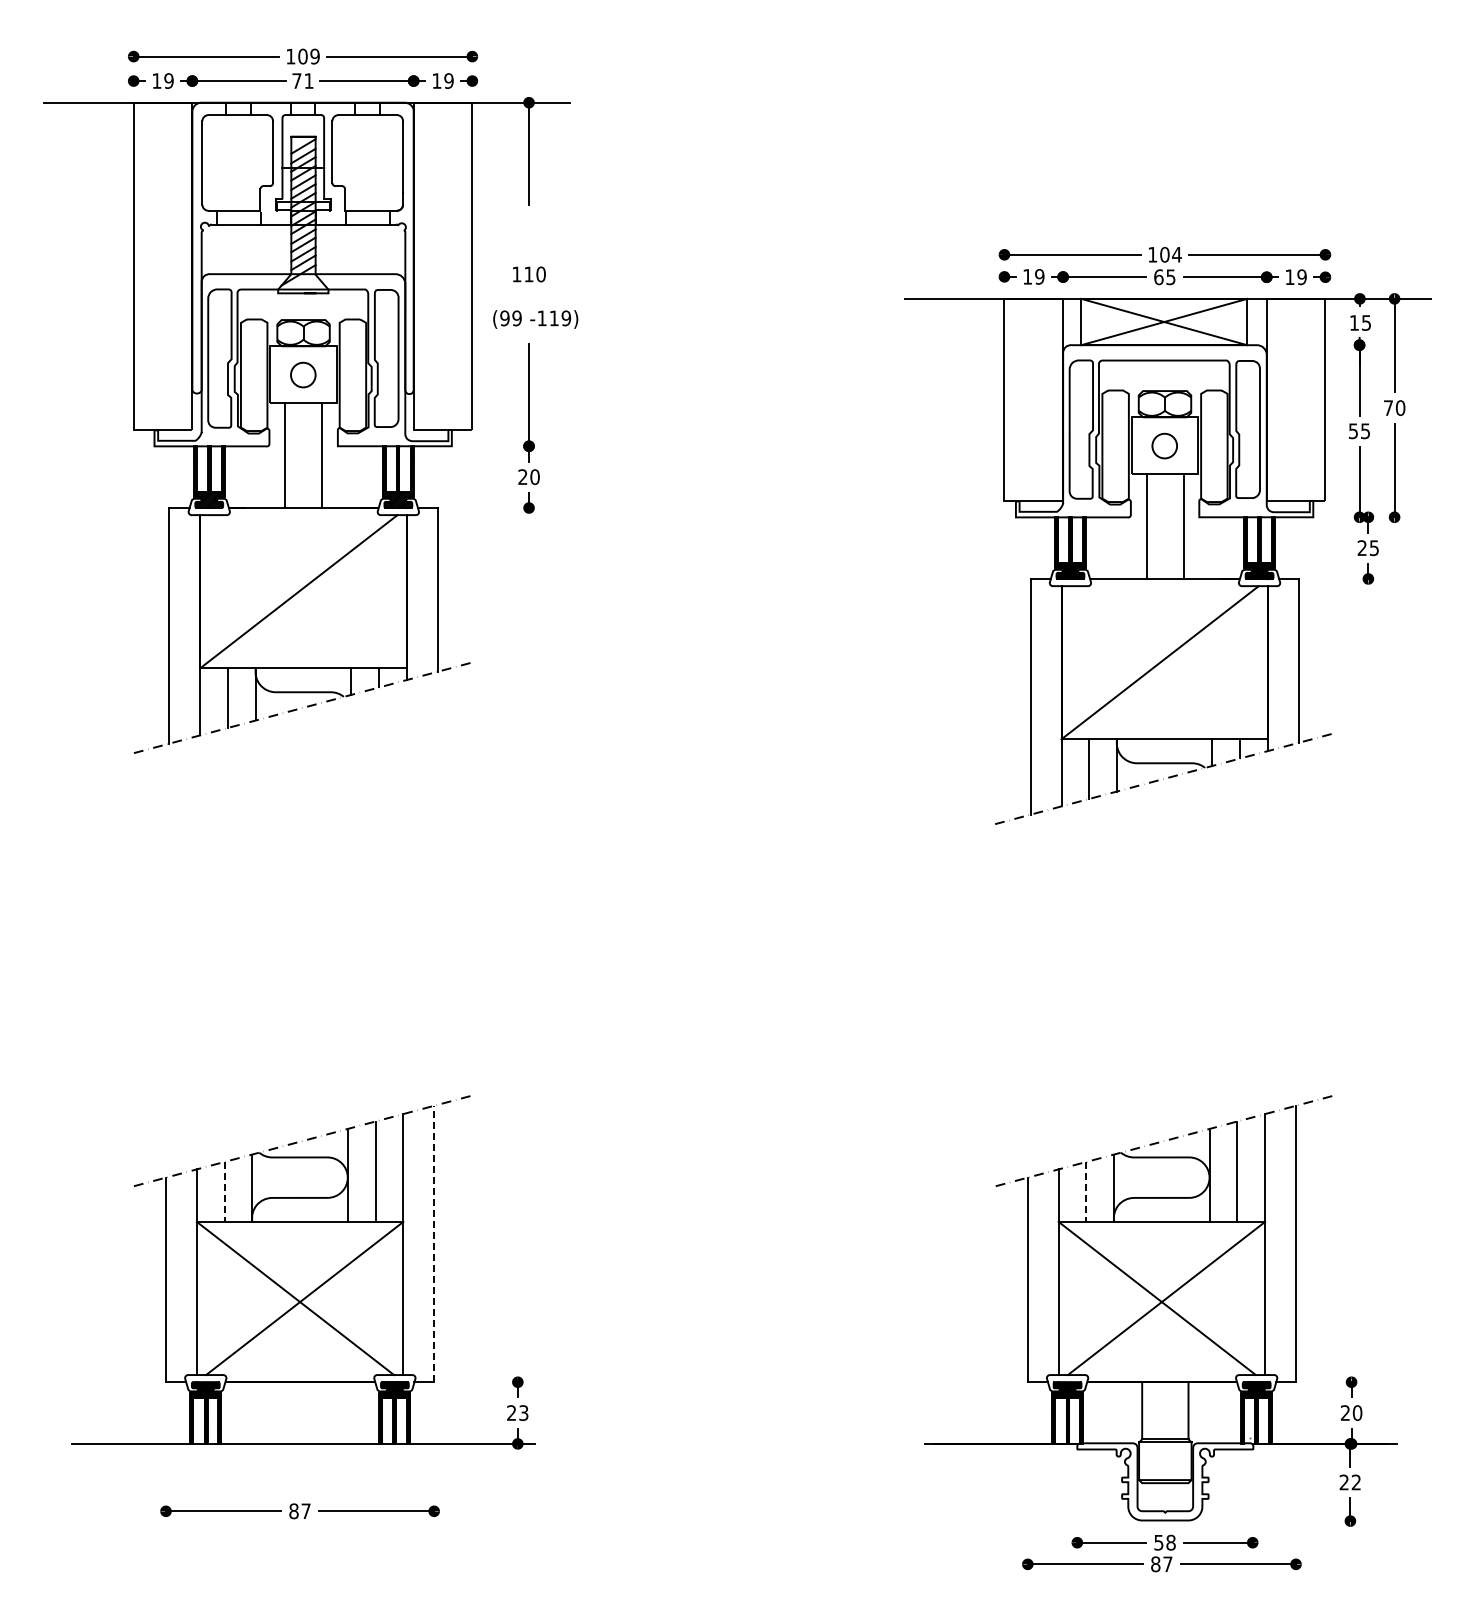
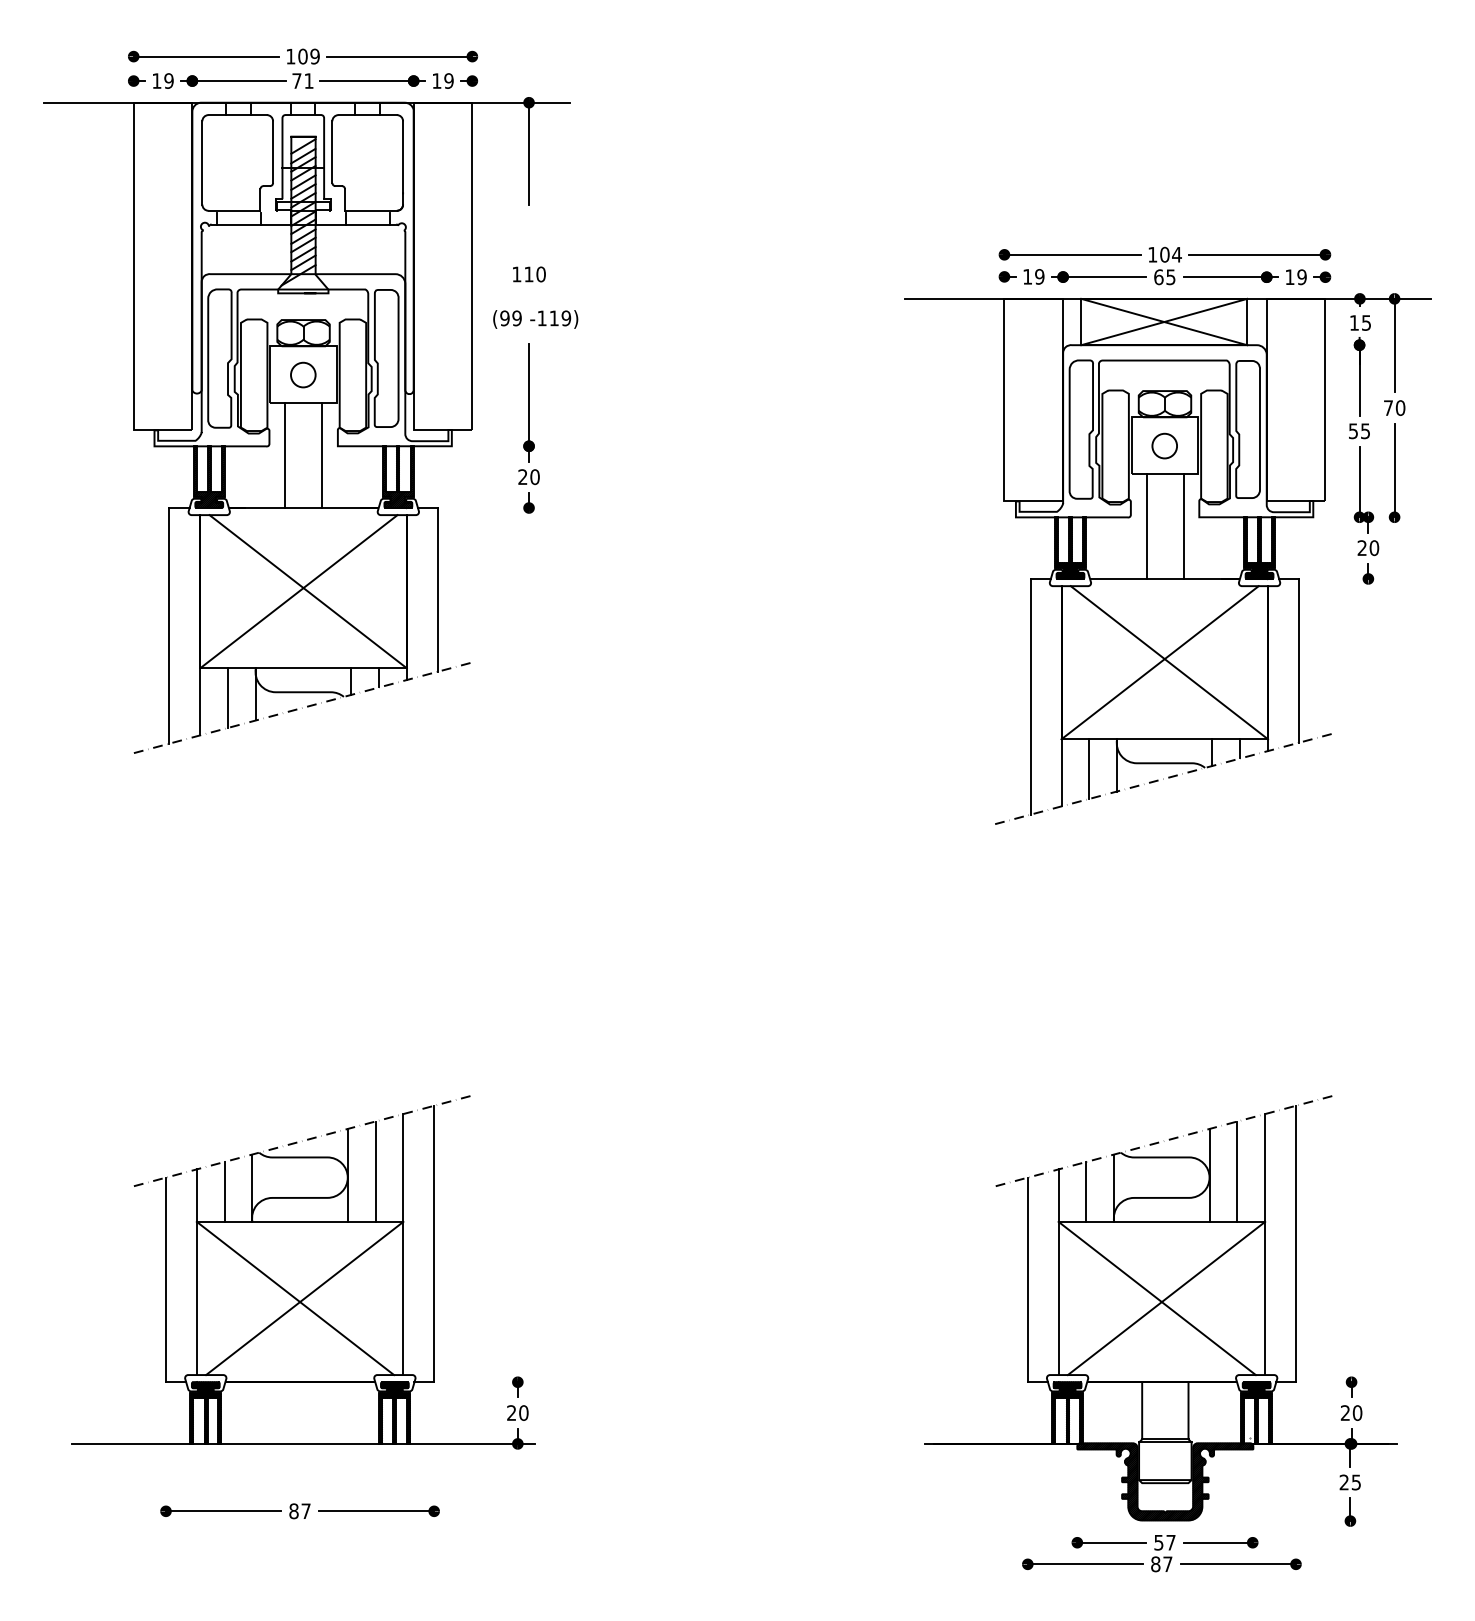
text: 25 -> 20 (1374, 548)
line: none -> present (307, 591)
line: none -> present (1169, 662)
line: dashed -> solid (224, 1191)
line: dashed -> solid (1086, 1191)
line: dashed -> solid (434, 1243)
text: 23 -> 20 (523, 1412)
hatch: none -> present (1165, 1481)
text: 22 -> 25 (1356, 1482)
text: 58 -> 57 (1170, 1542)
